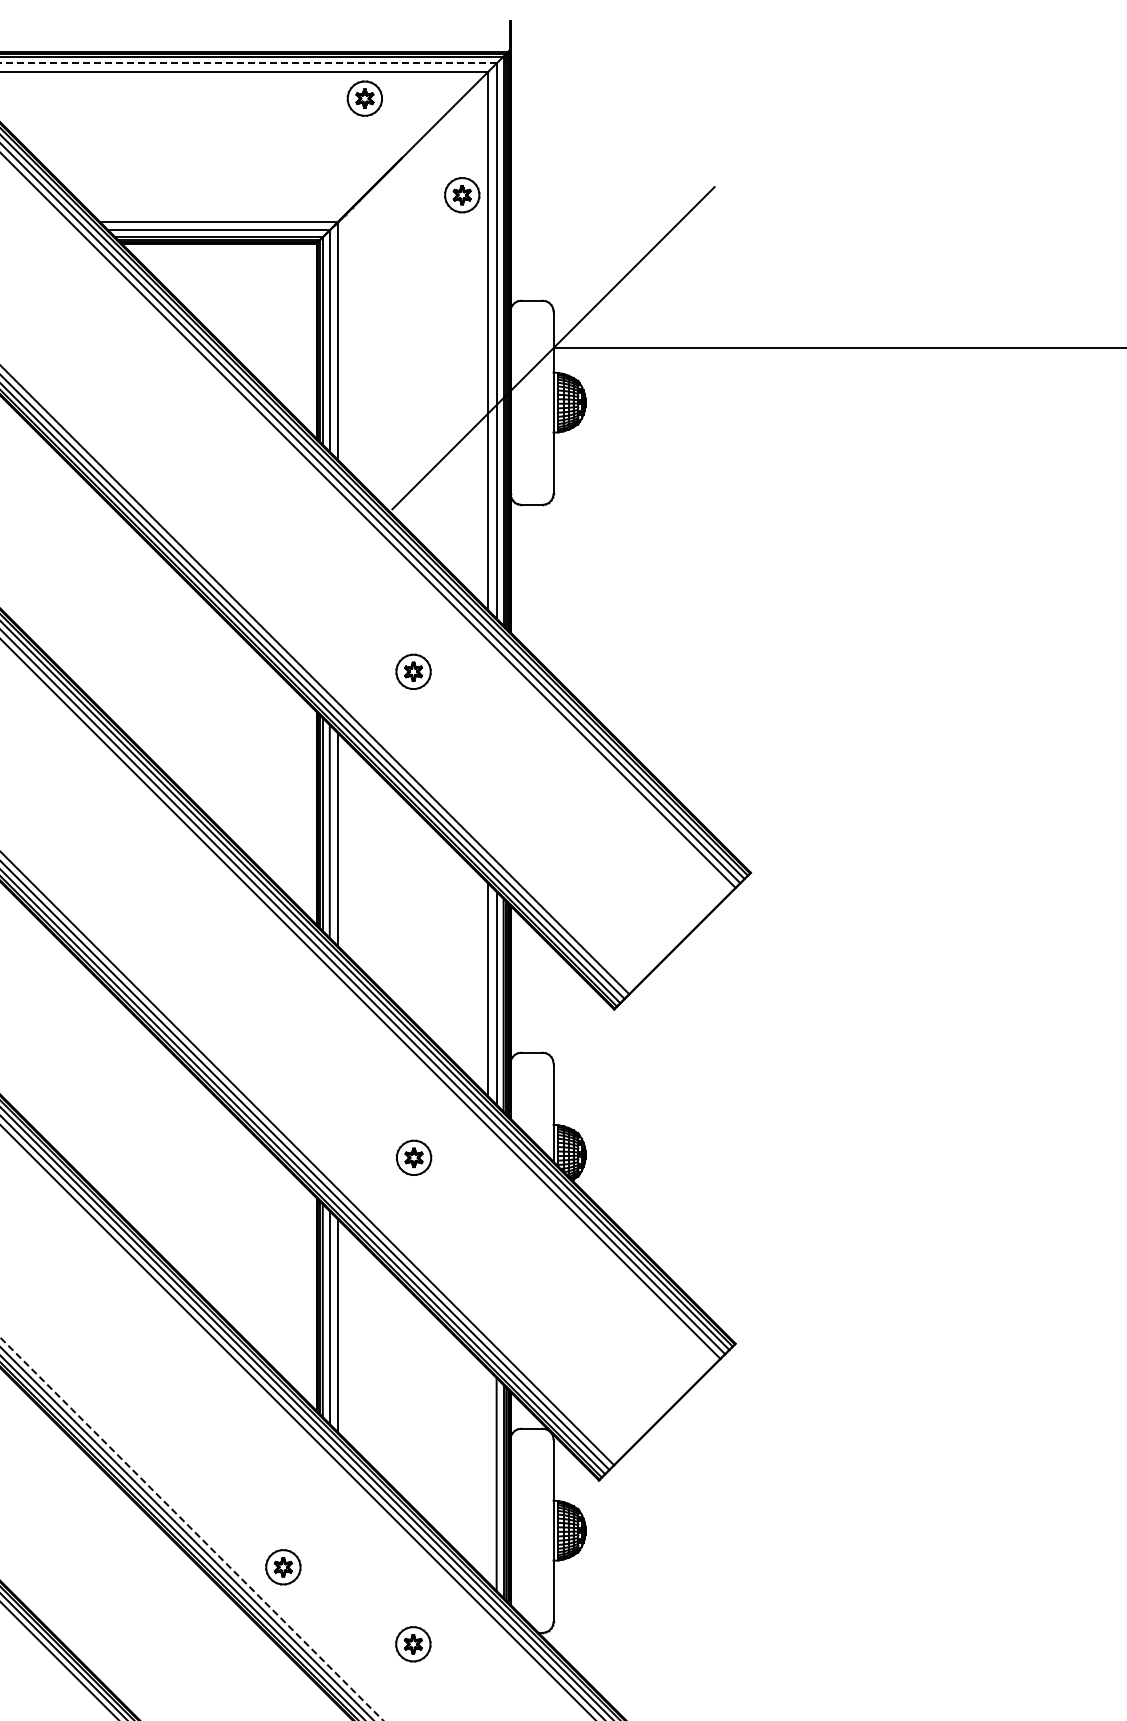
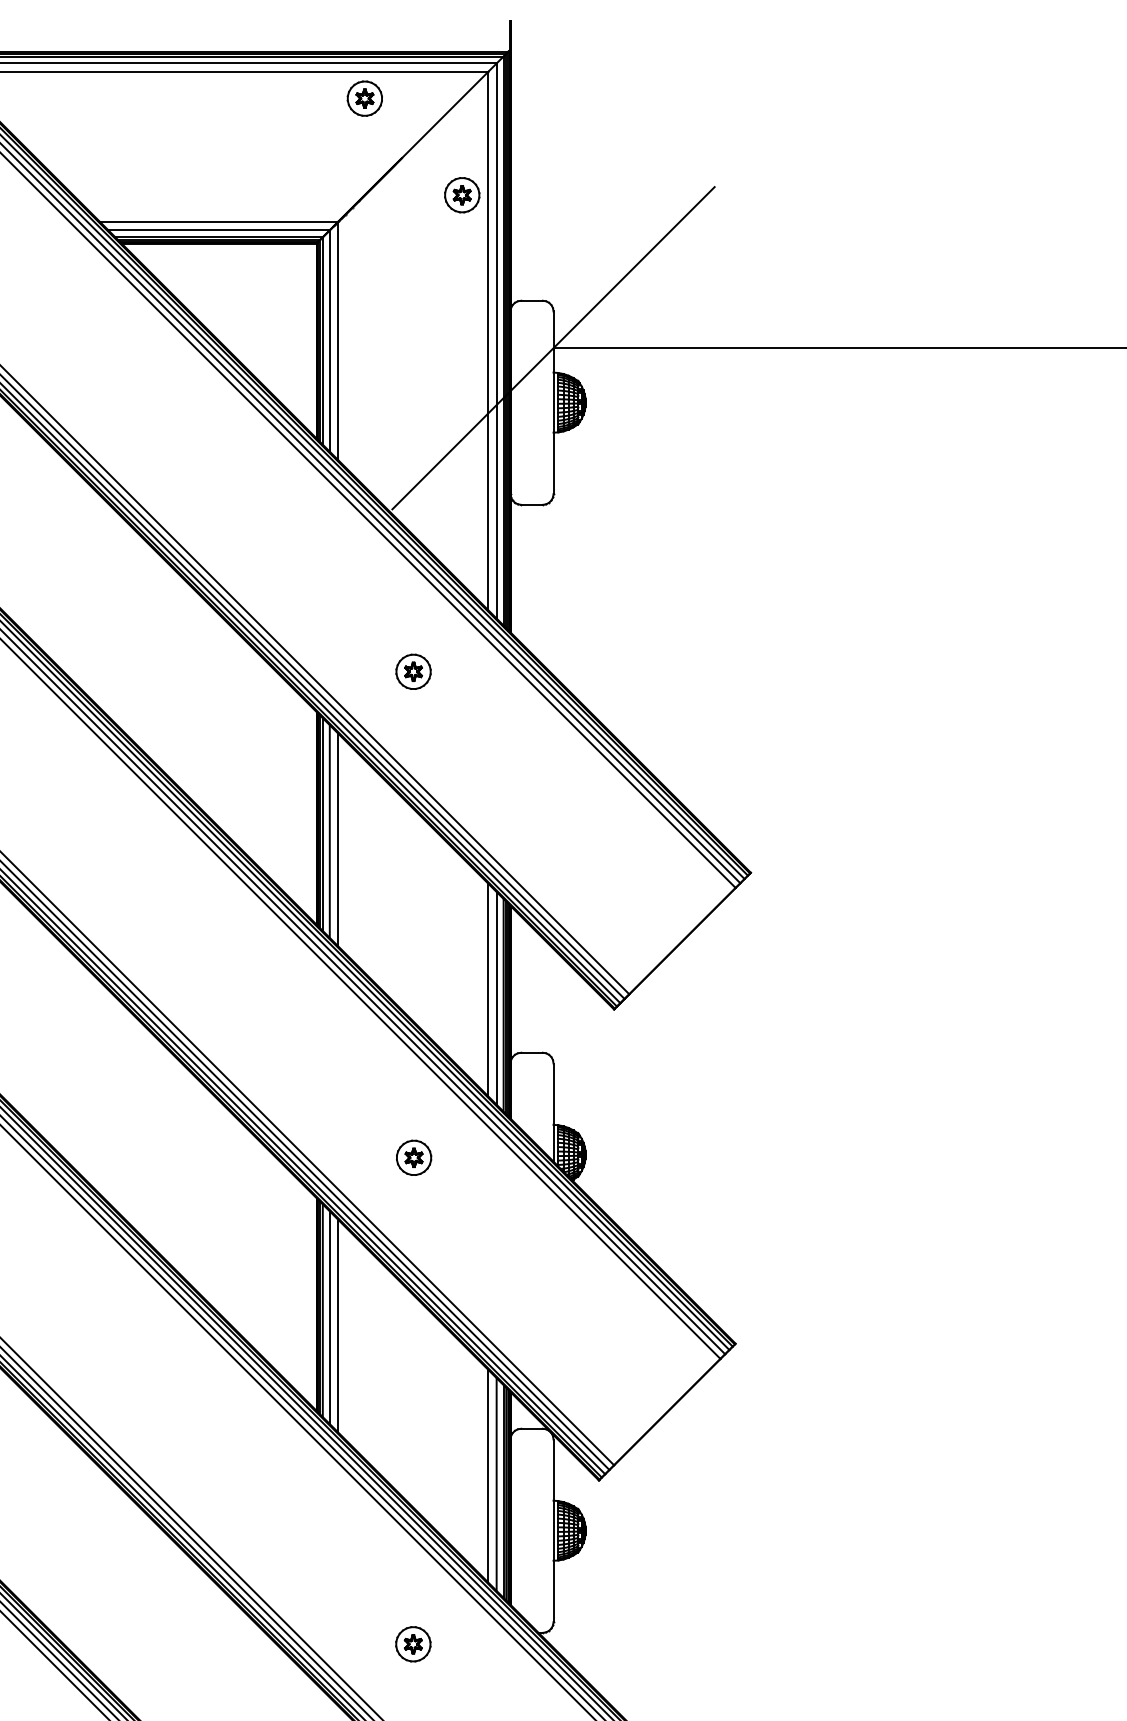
line: dashed -> solid (248, 63)
line: none -> present (488, 1475)
line: dashed -> solid (191, 1529)
part: present -> none (283, 1567)
line: none -> present (54, 1665)
